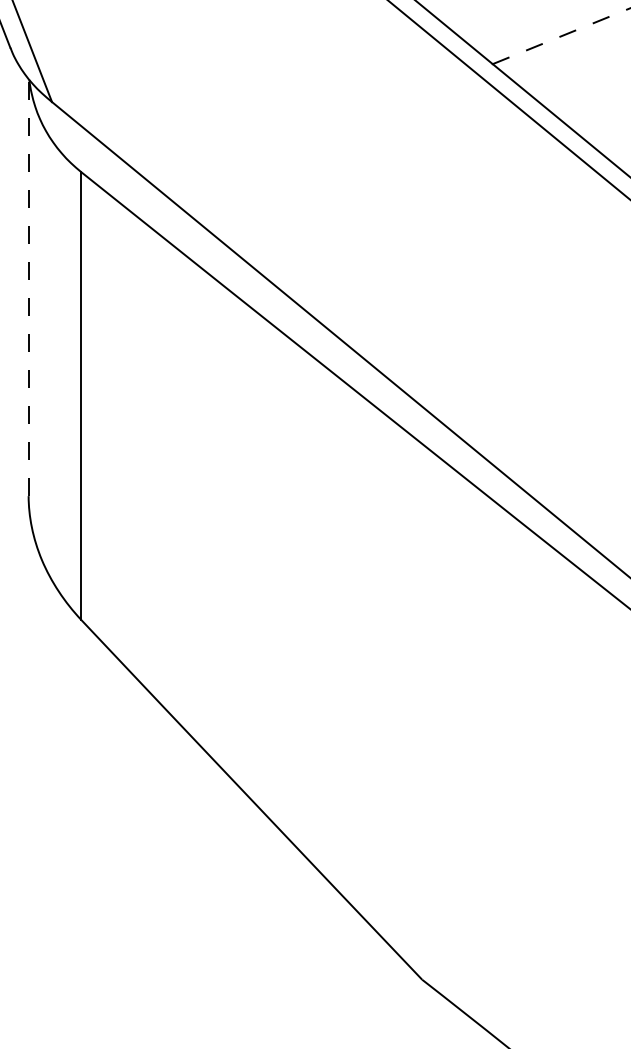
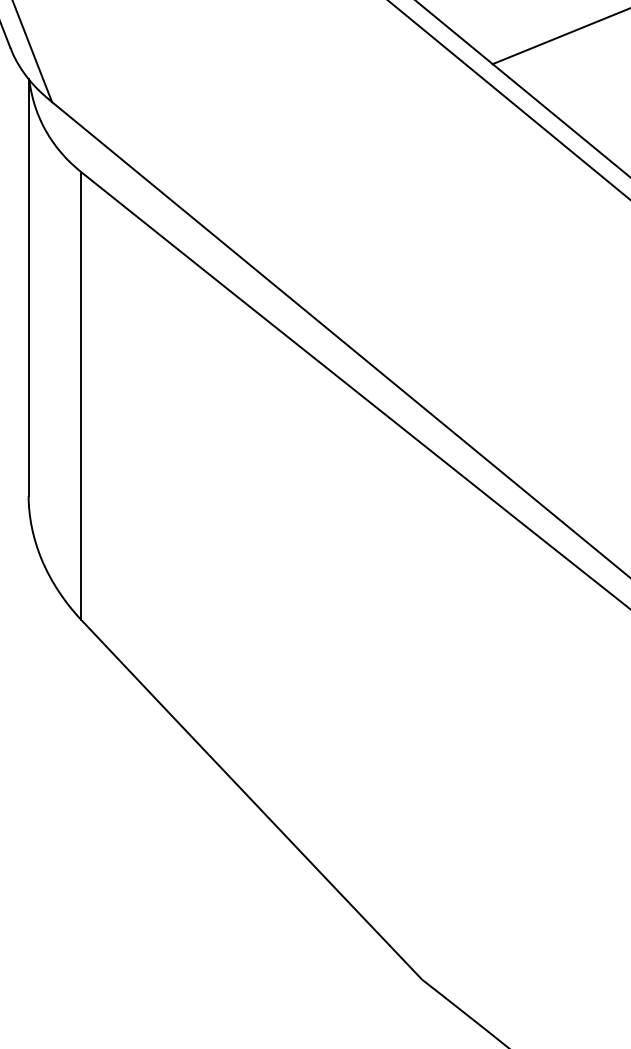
line: dashed -> solid (562, 35)
line: dashed -> solid (28, 287)
